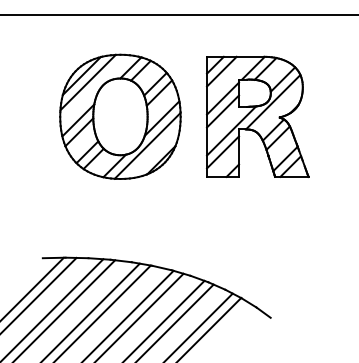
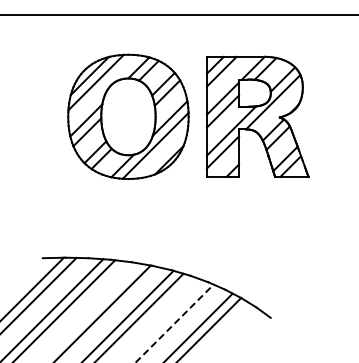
part position: (120, 116) -> (128, 116) (128, 116)
line: present -> none (91, 311)
line: present -> none (164, 319)
line: solid -> dashed (174, 323)
